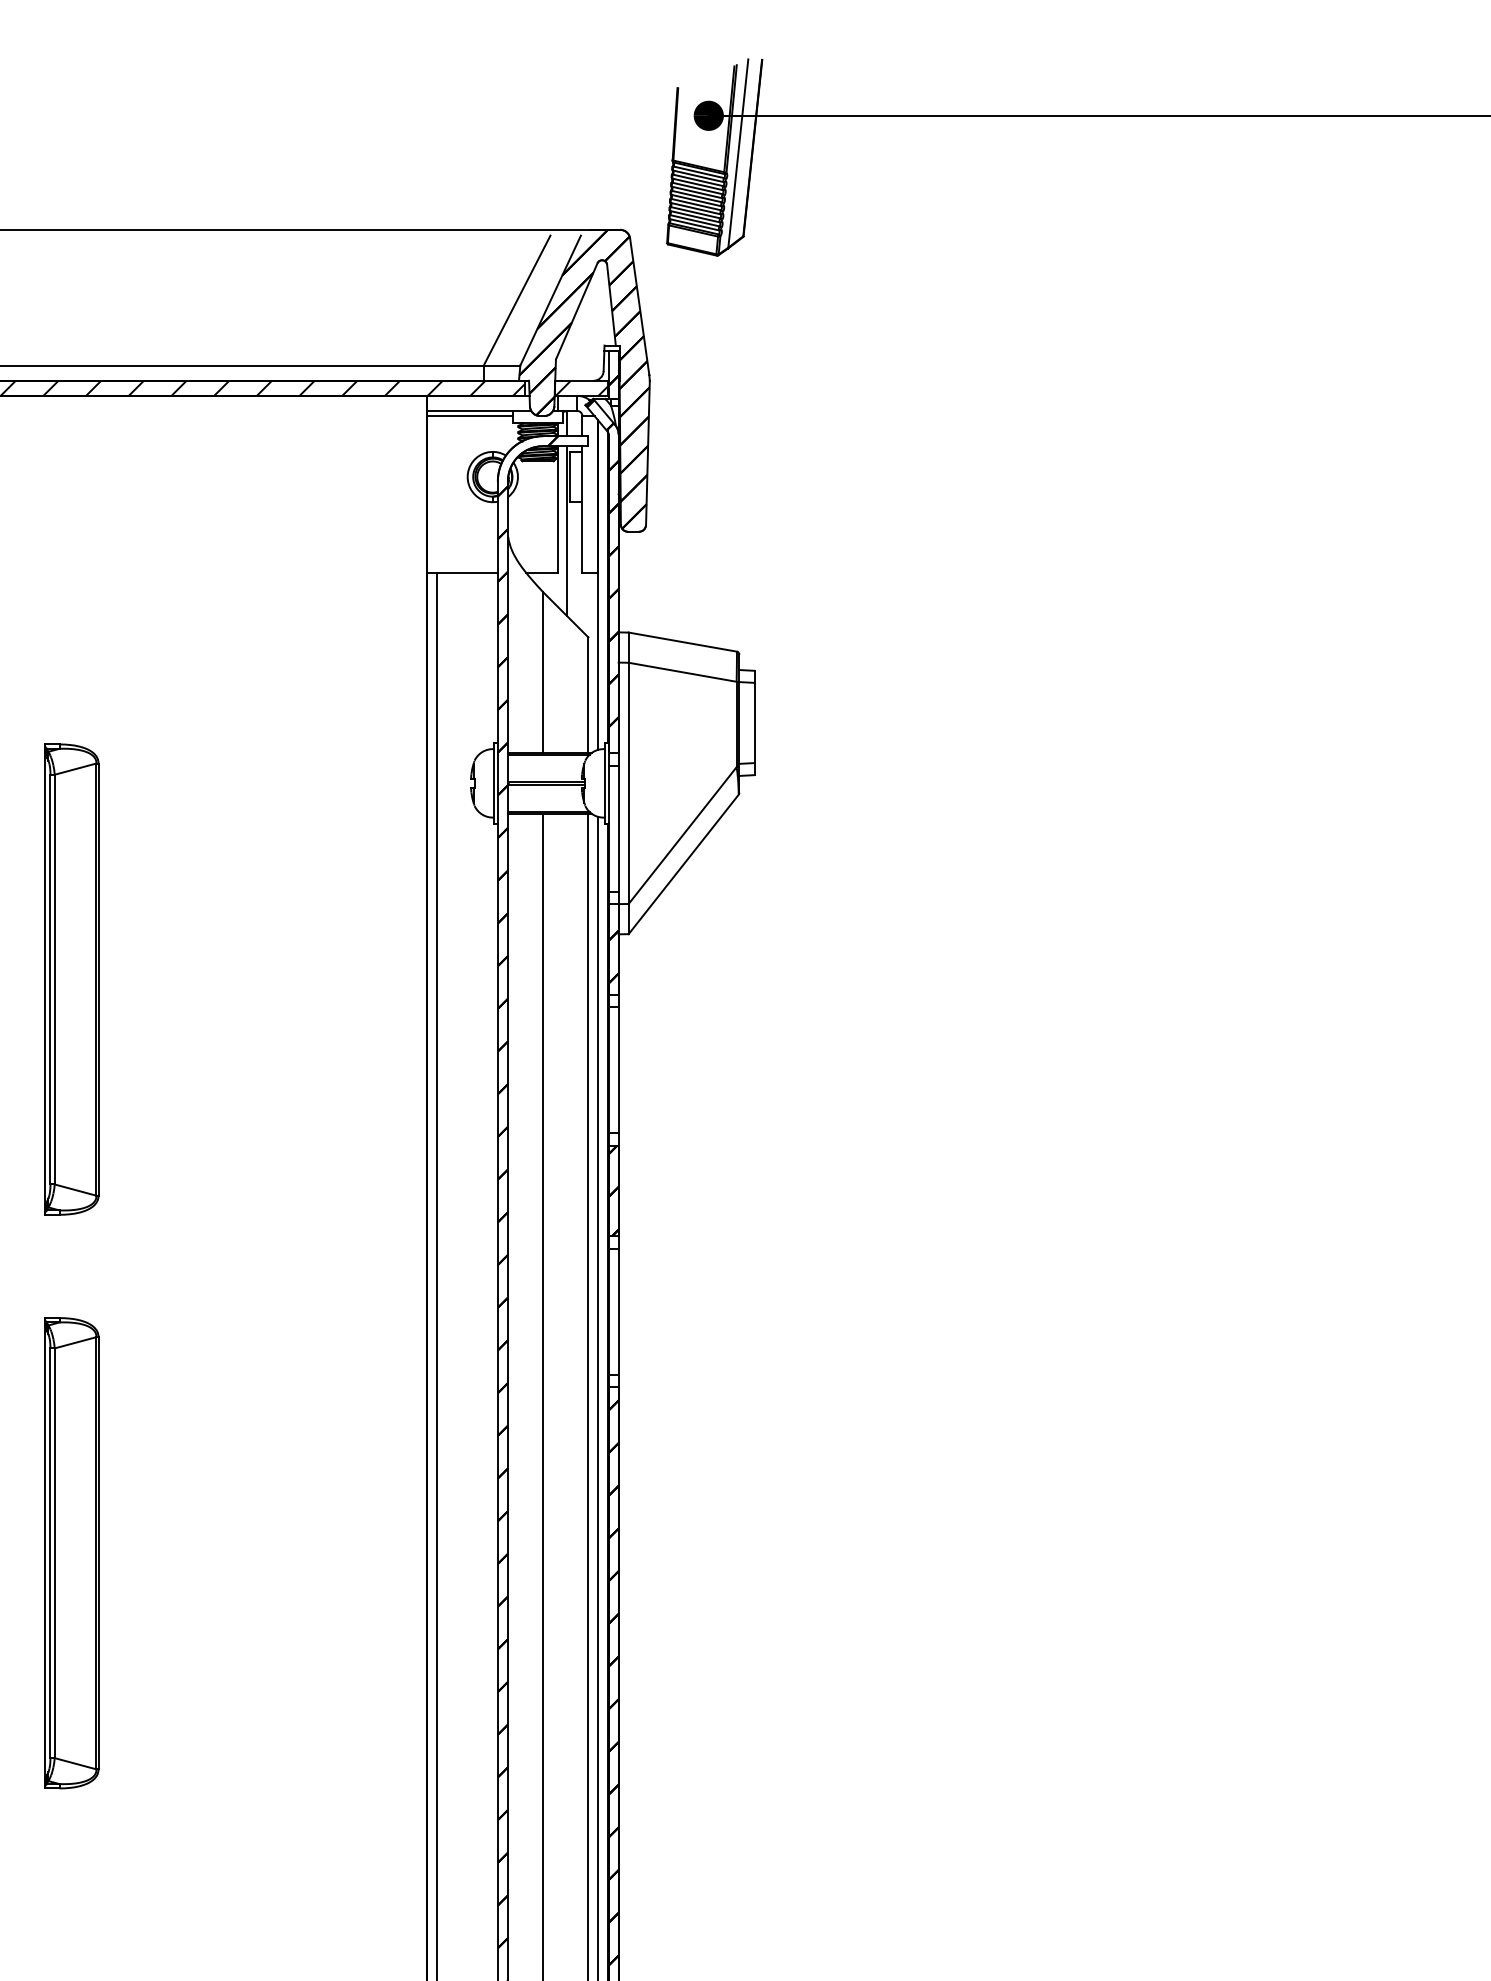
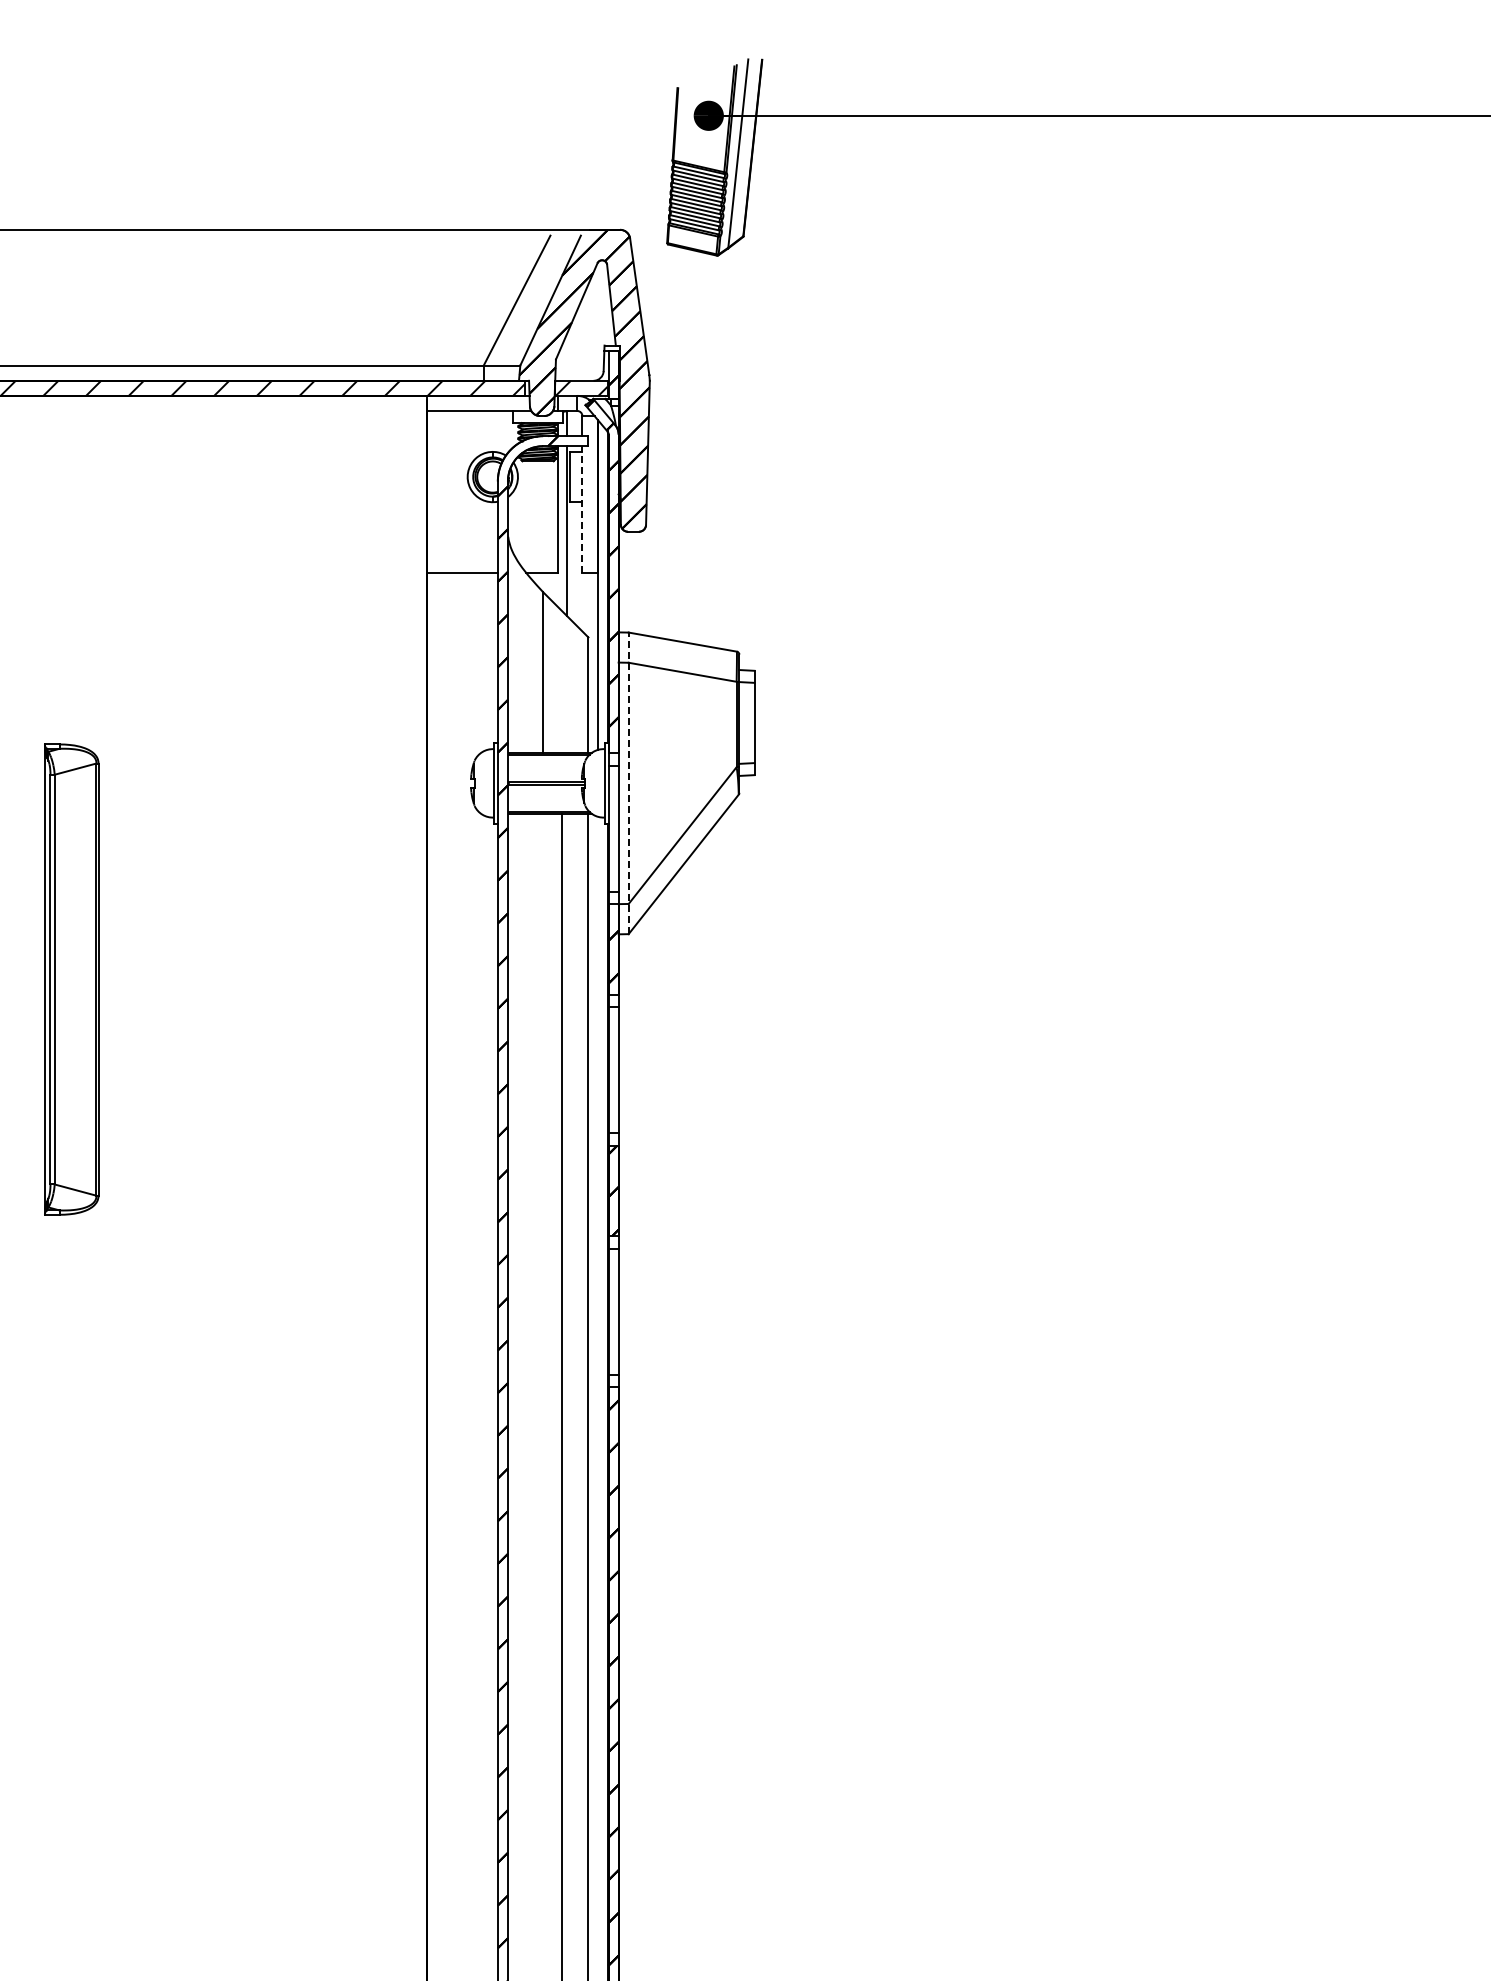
line: present -> none (469, 416)
line: solid -> dashed (582, 508)
line: solid -> dashed (628, 783)
line: present -> none (437, 1274)
line position: (543, 1395) -> (562, 1395) (562, 1395)
line: present -> none (597, 1396)
part: present -> none (71, 1553)
